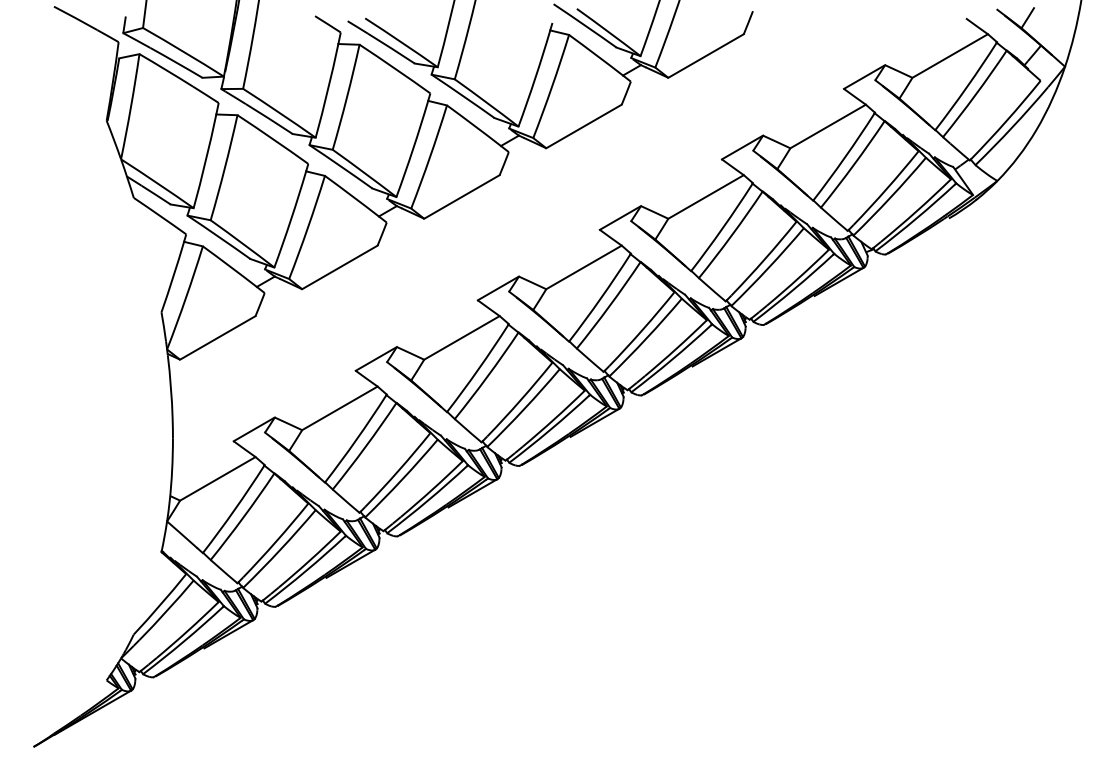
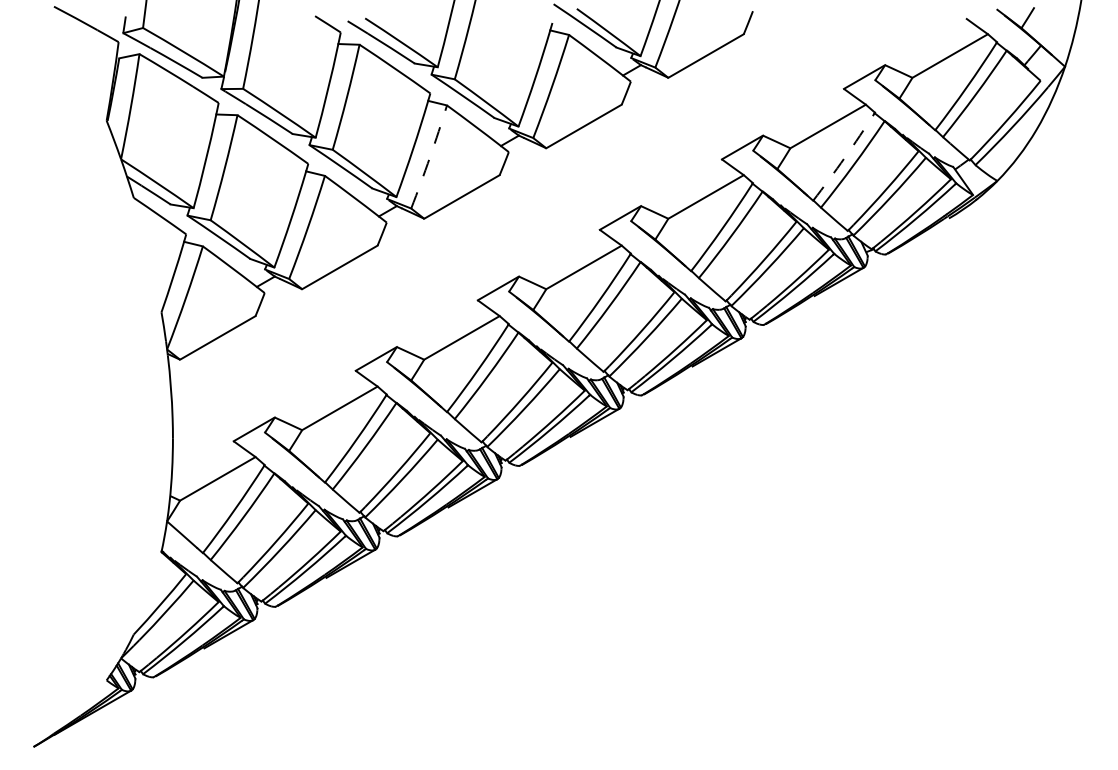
arc: solid -> dashed (430, 157)
arc: solid -> dashed (844, 157)
